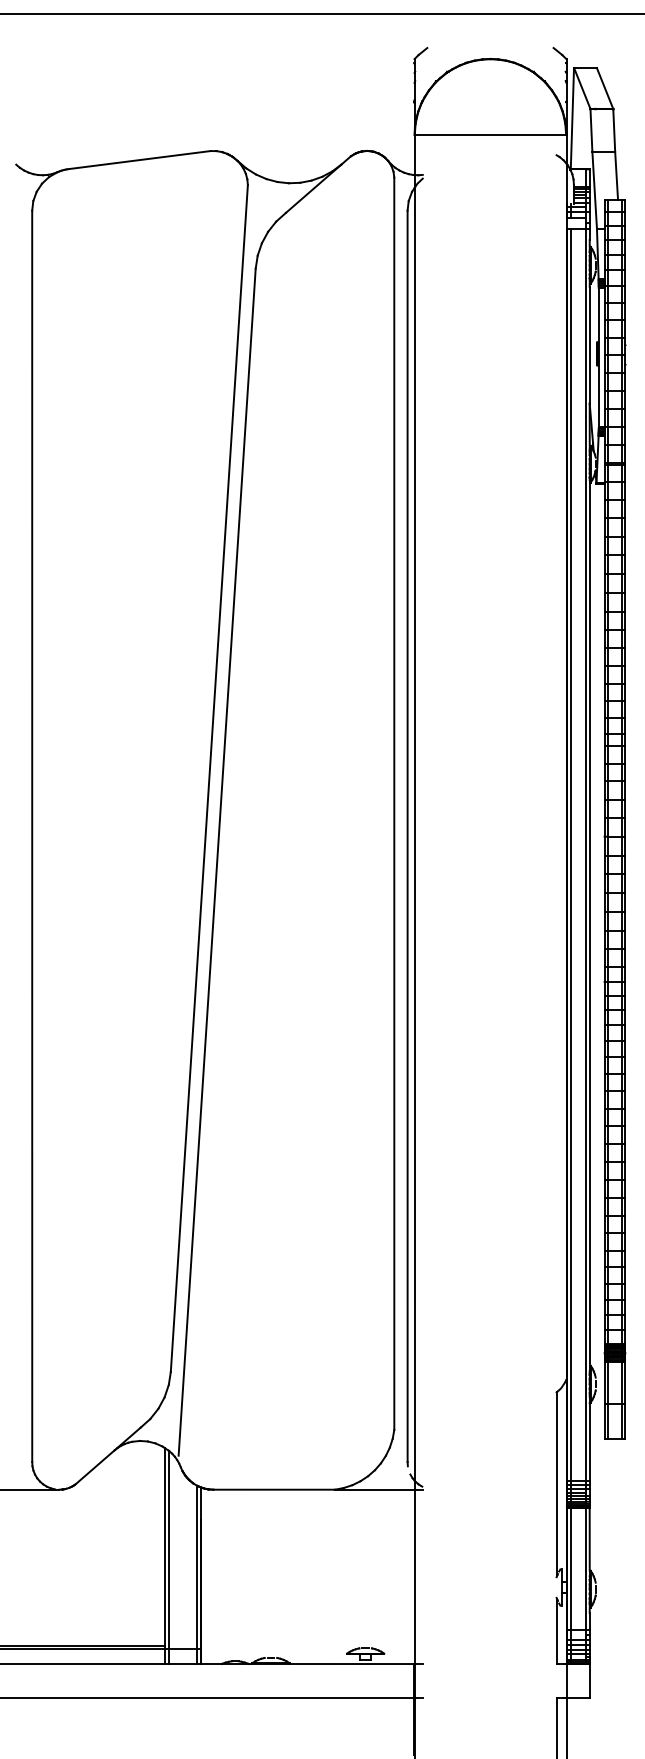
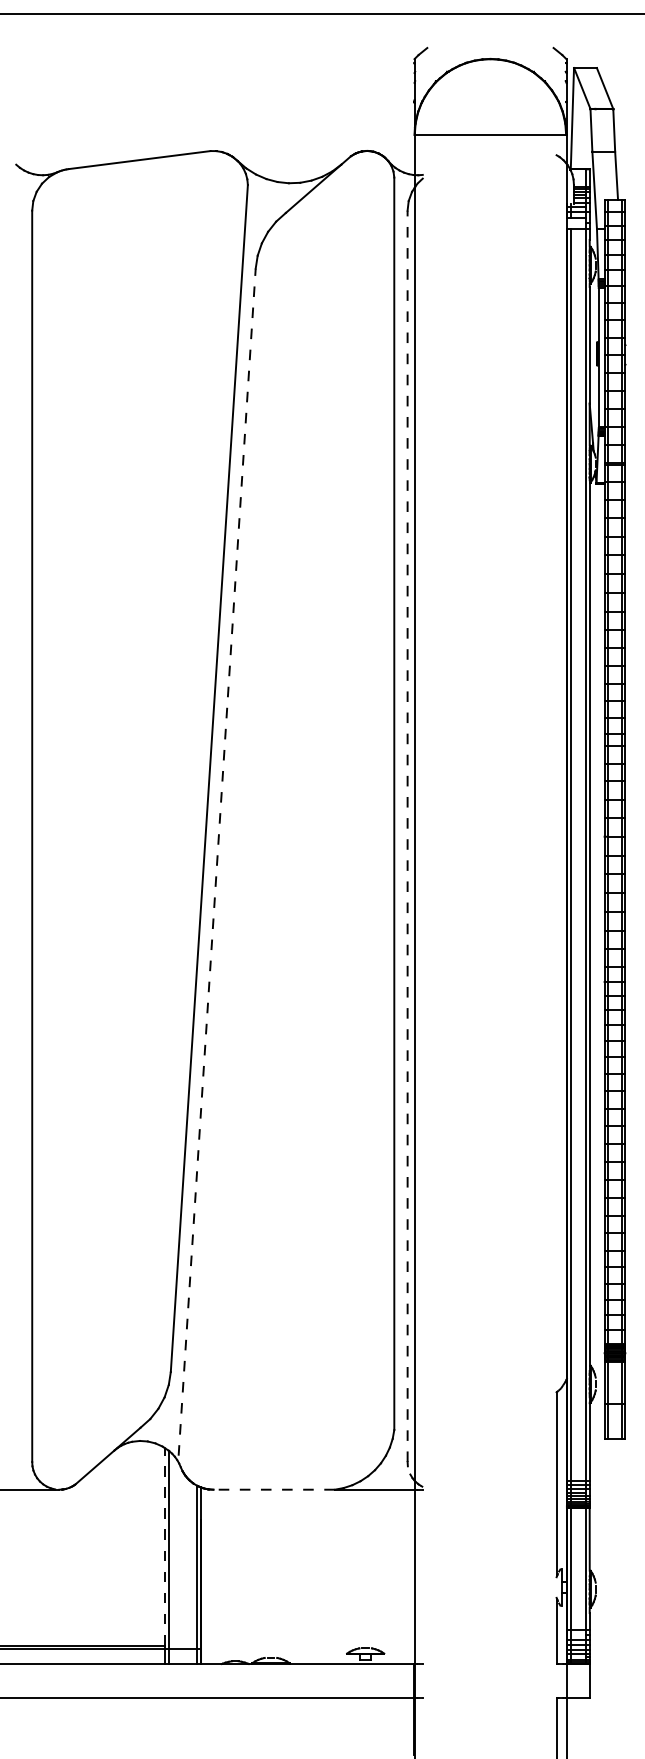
line: solid -> dashed (407, 836)
line: solid -> dashed (217, 862)
line: solid -> dashed (274, 1489)
line: solid -> dashed (164, 1546)
